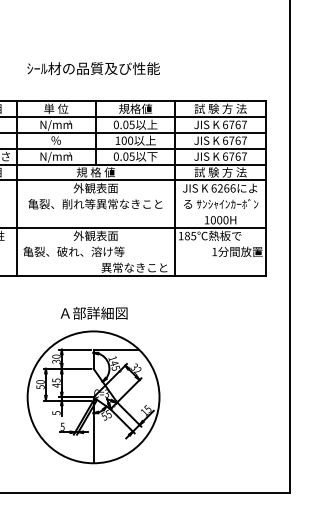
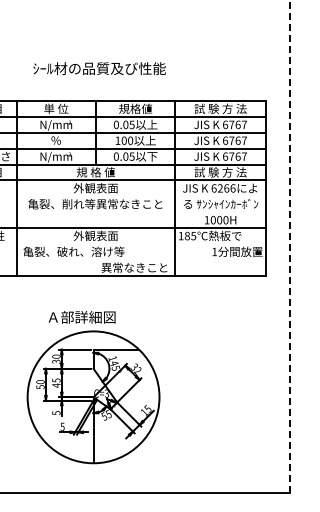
text position: (93, 68) -> (99, 68) (99, 68)
line: solid -> dashed (289, 247)
text position: (93, 313) -> (81, 317) (81, 317)
